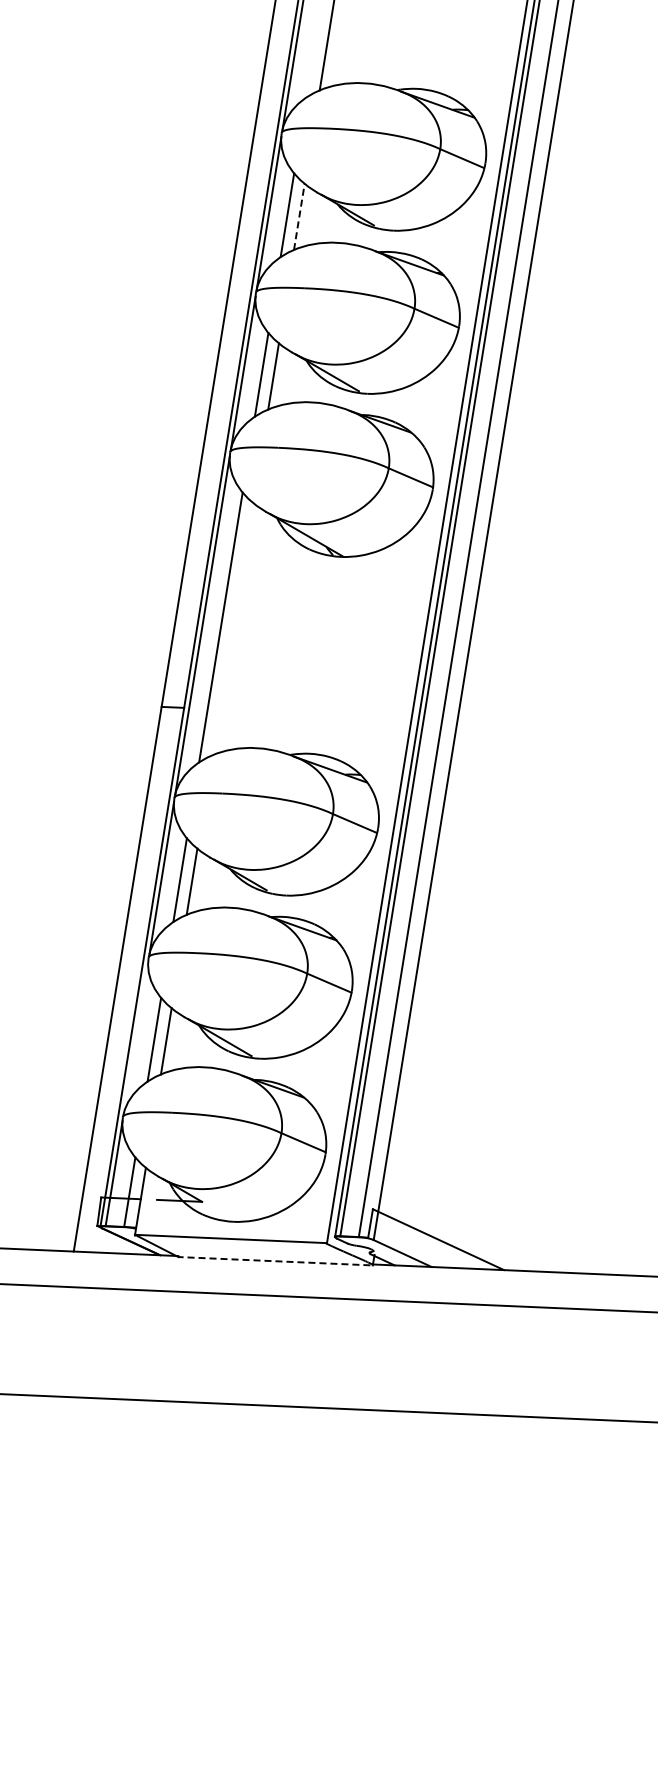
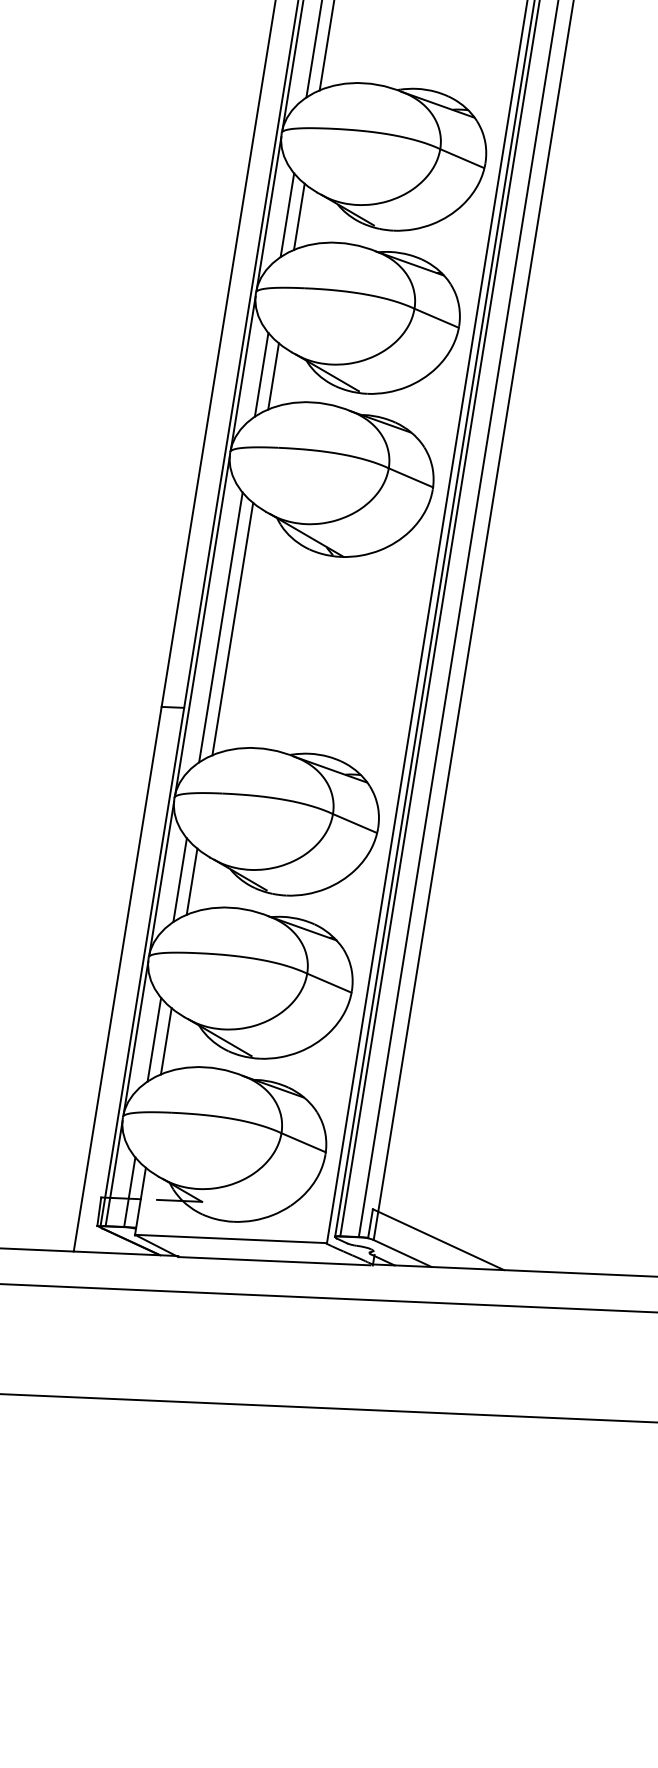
line: none -> present (313, 49)
line: dashed -> solid (299, 216)
line: none -> present (232, 628)
line: none -> present (135, 1037)
line: dashed -> solid (273, 1261)
